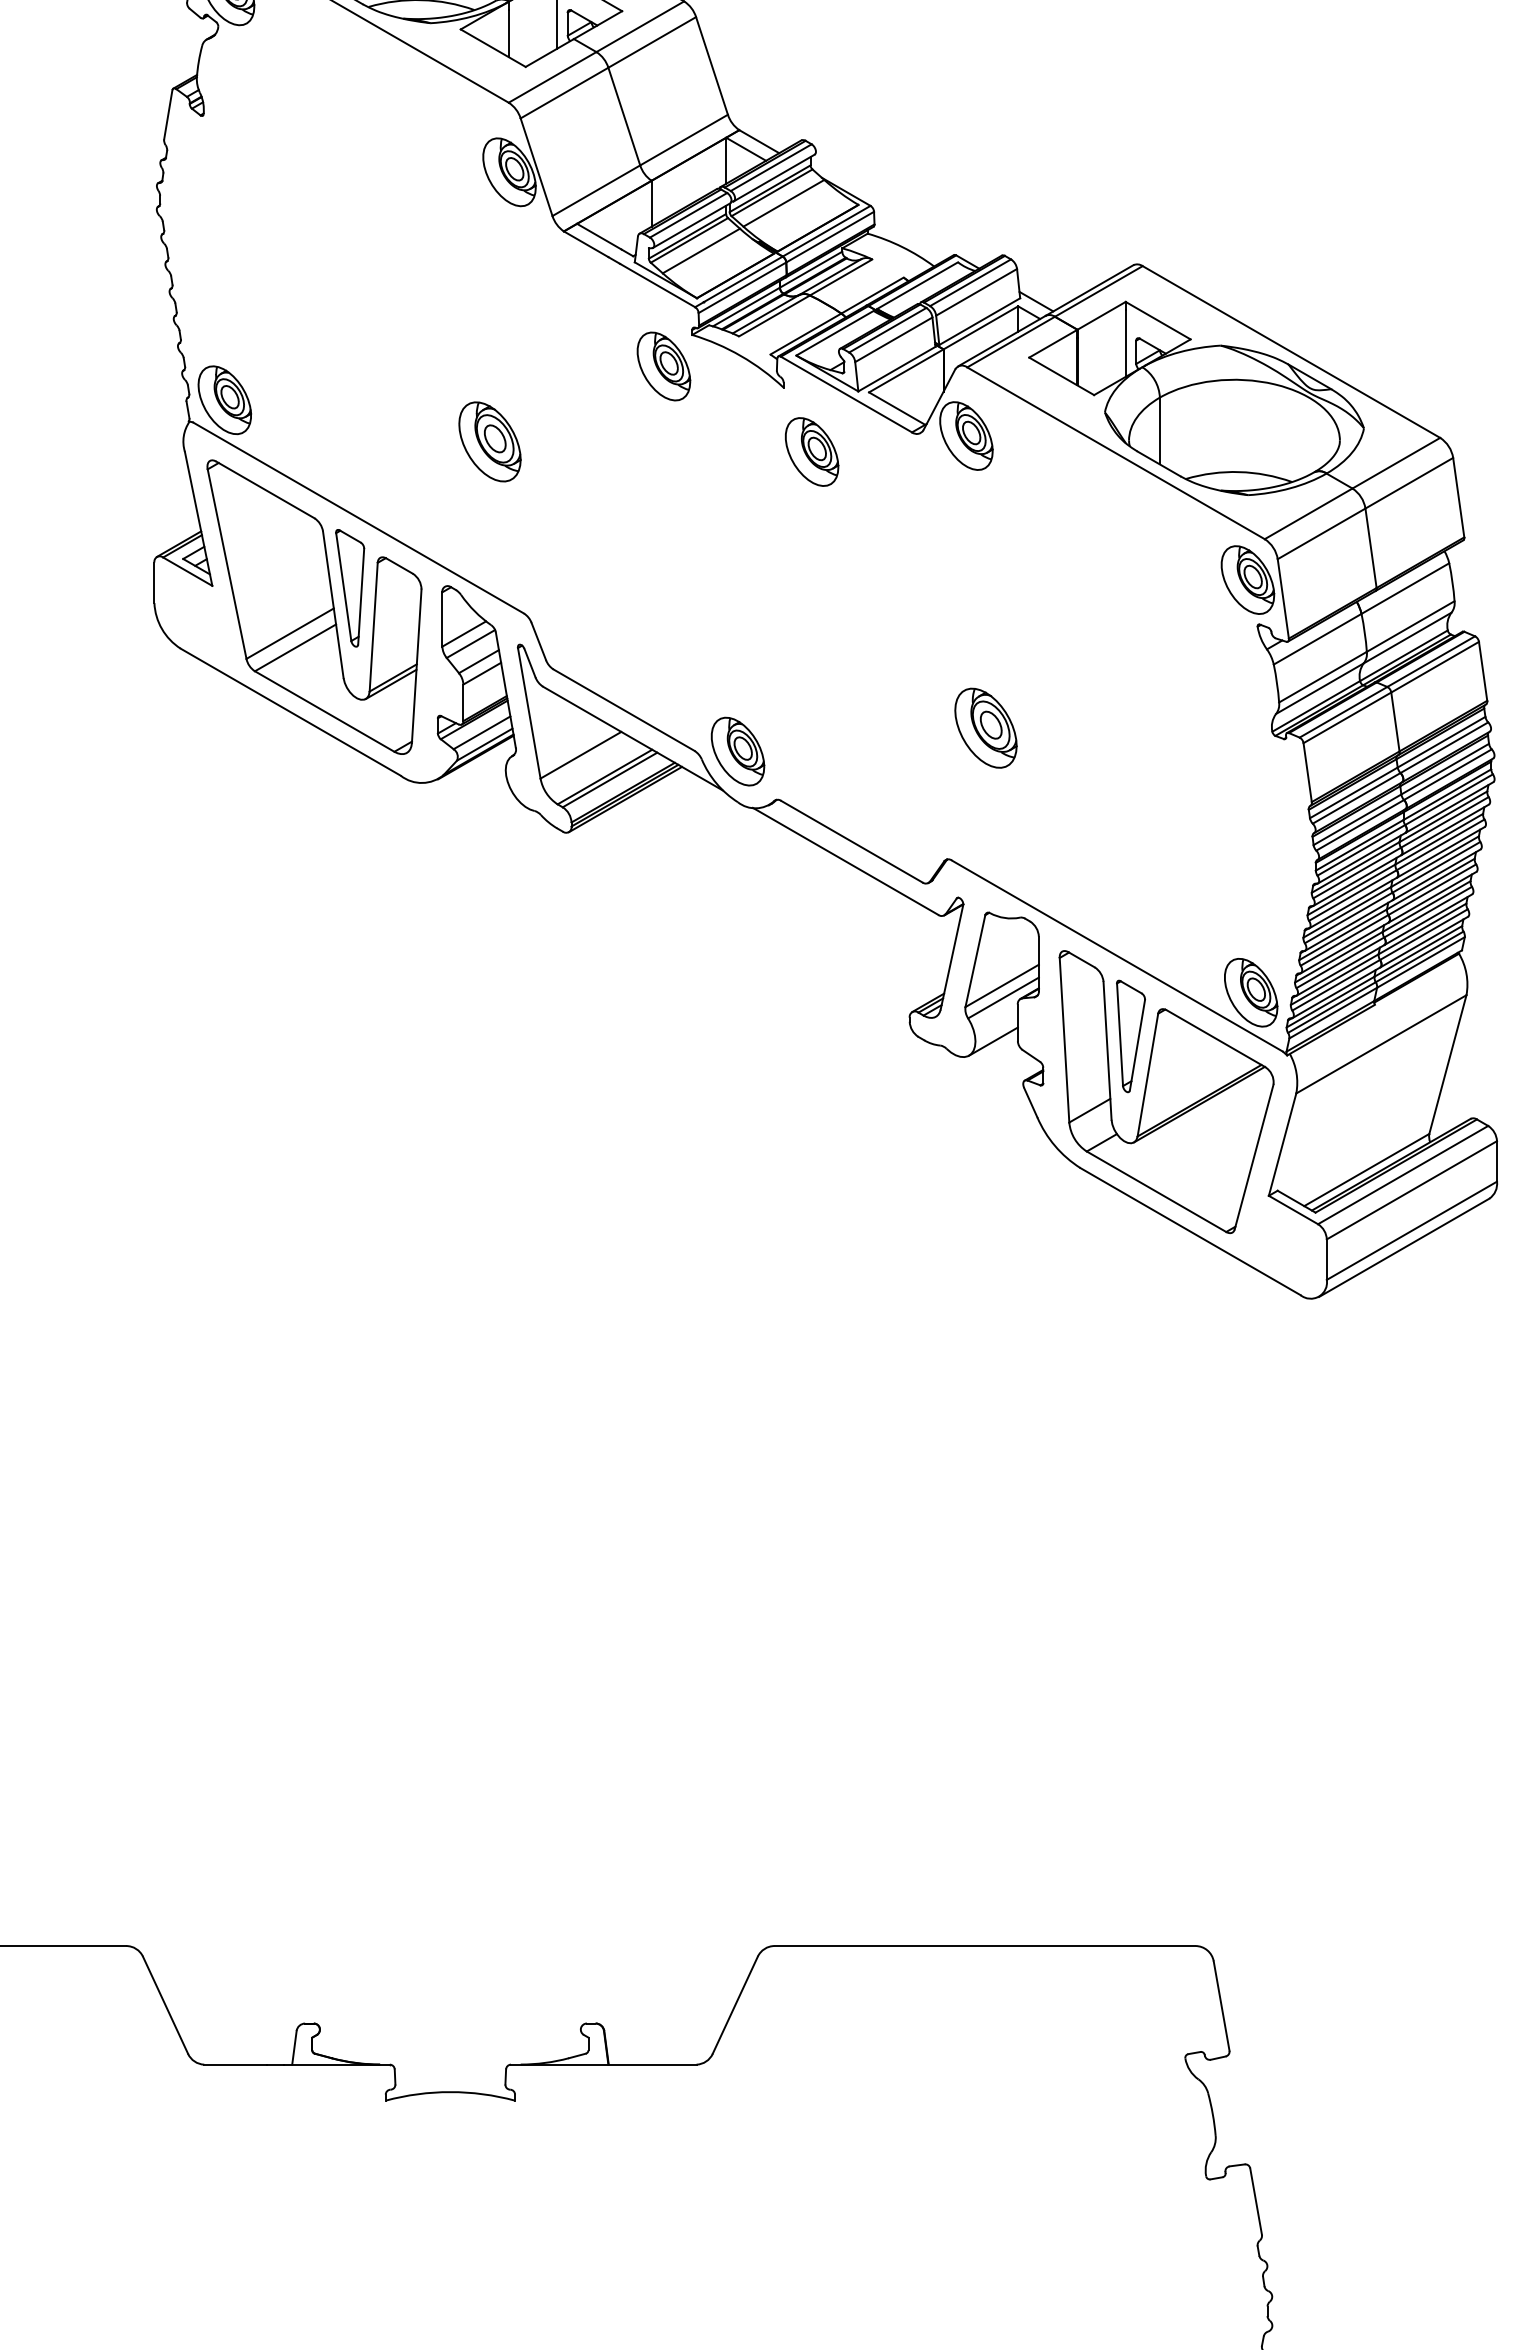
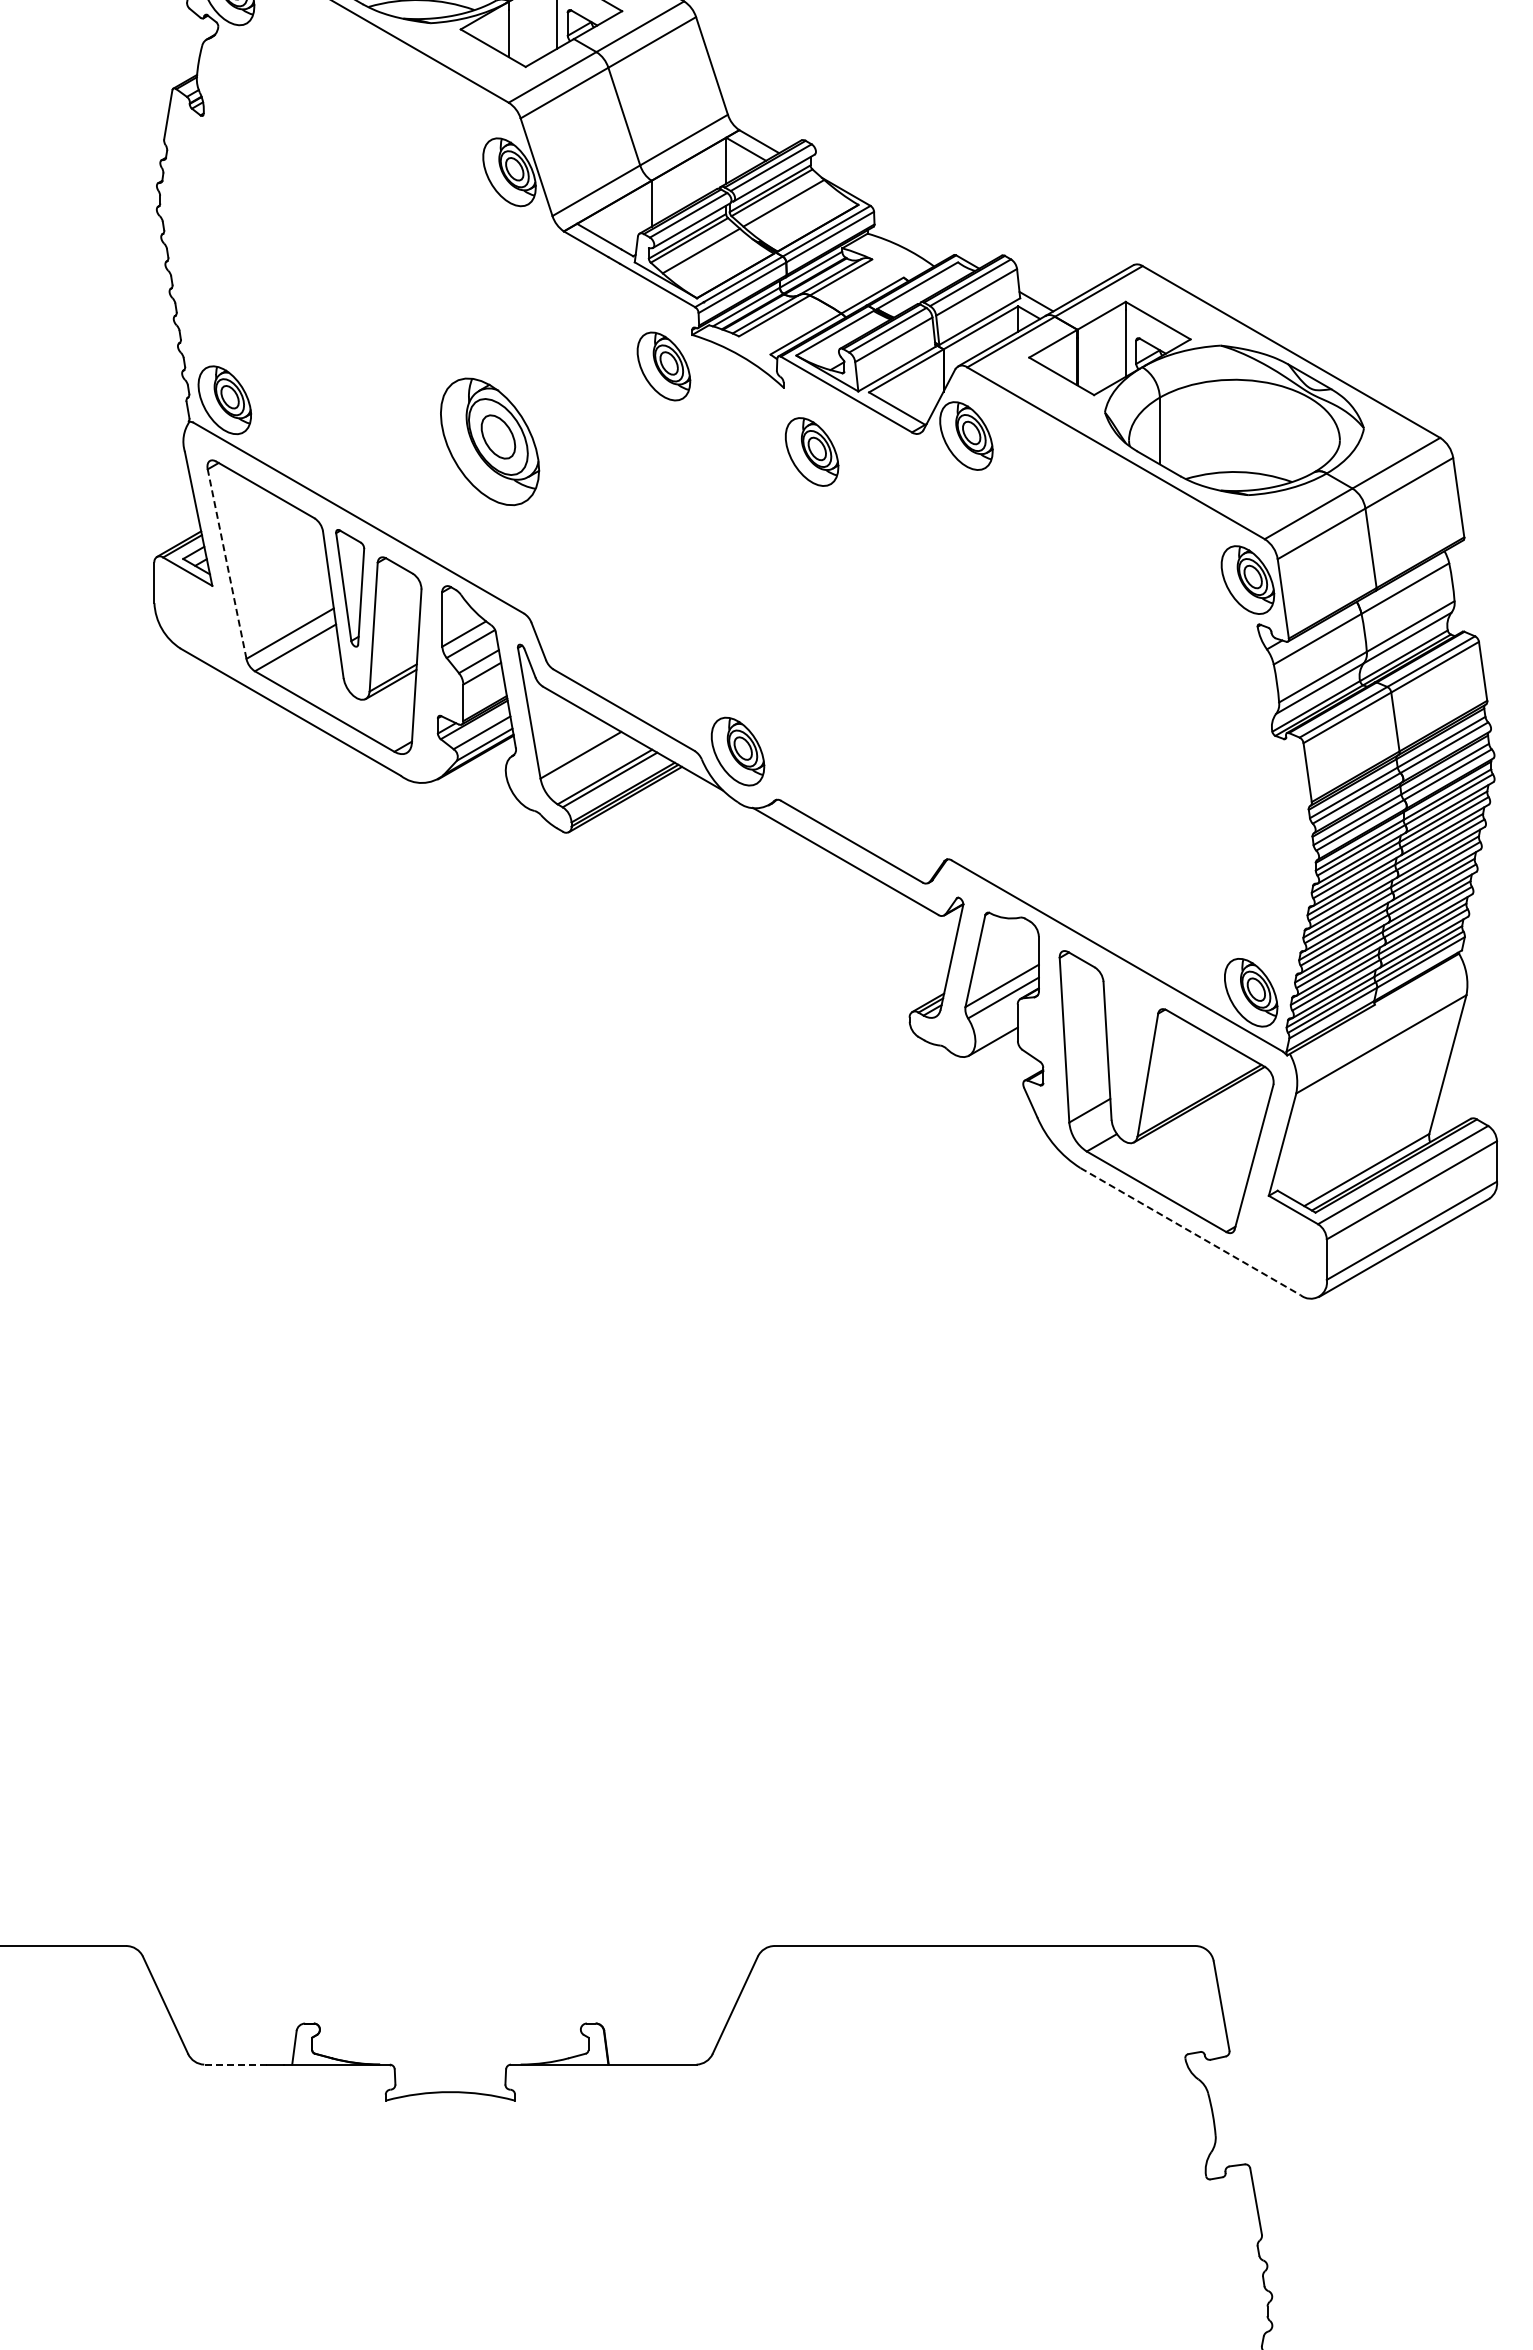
part size: 64x82 px -> 101x130 px (490, 441)
line: solid -> dashed (227, 564)
part: present -> none (985, 727)
part: present -> none (1130, 1036)
line: solid -> dashed (1190, 1231)
line: solid -> dashed (235, 2064)
